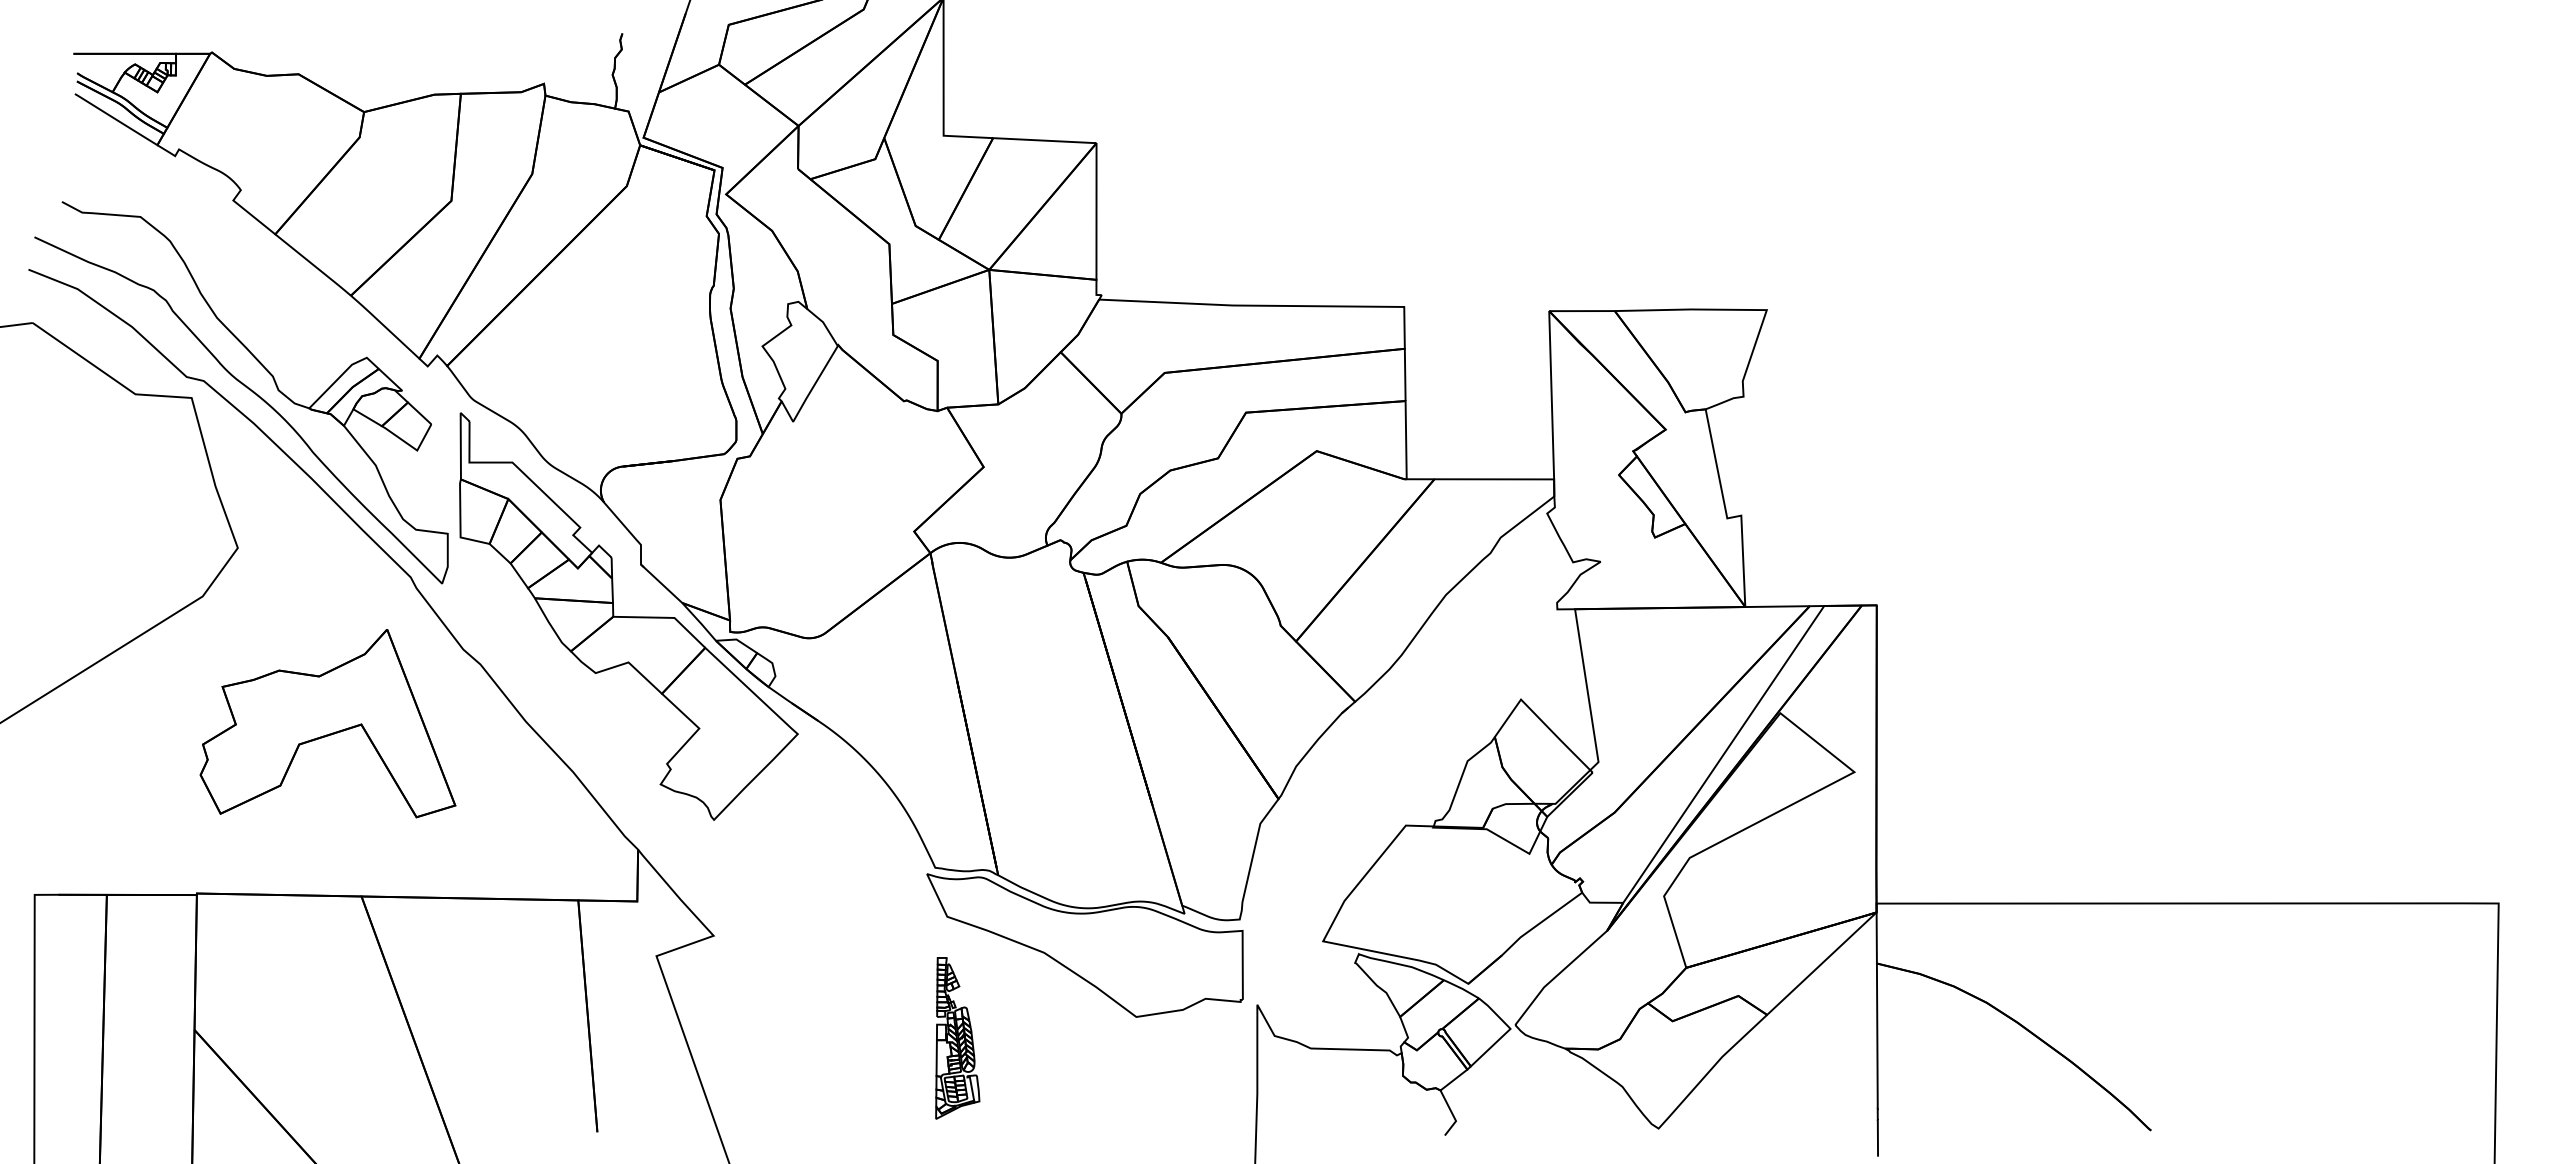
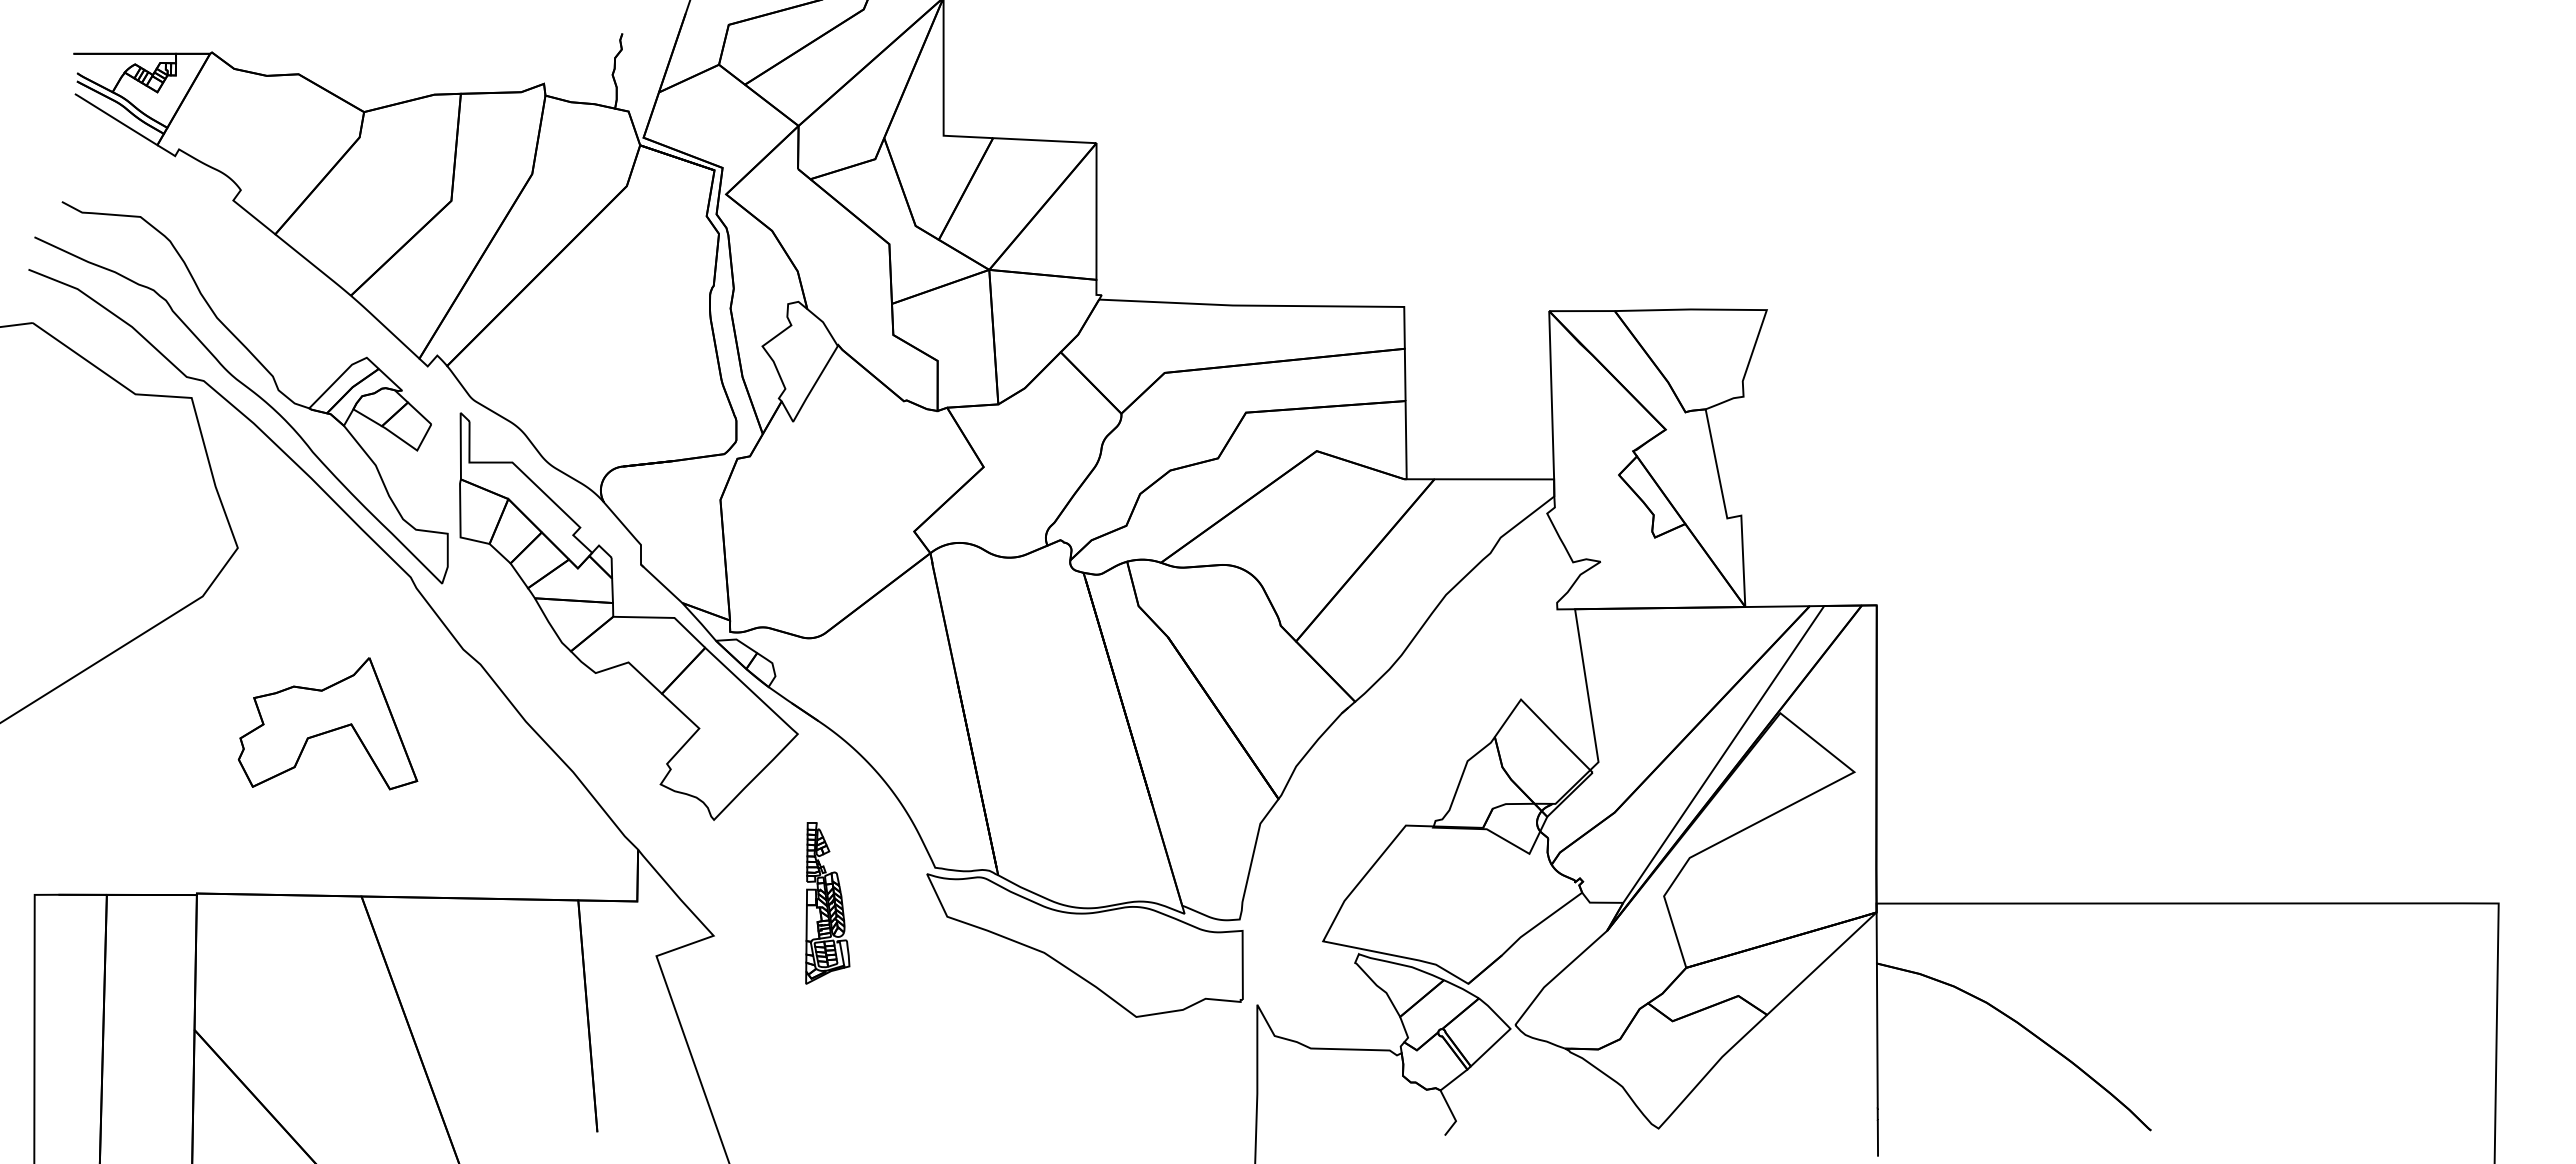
part size: 258x190 px -> 182x134 px (327, 723)
part position: (957, 1038) -> (827, 903) (827, 903)
